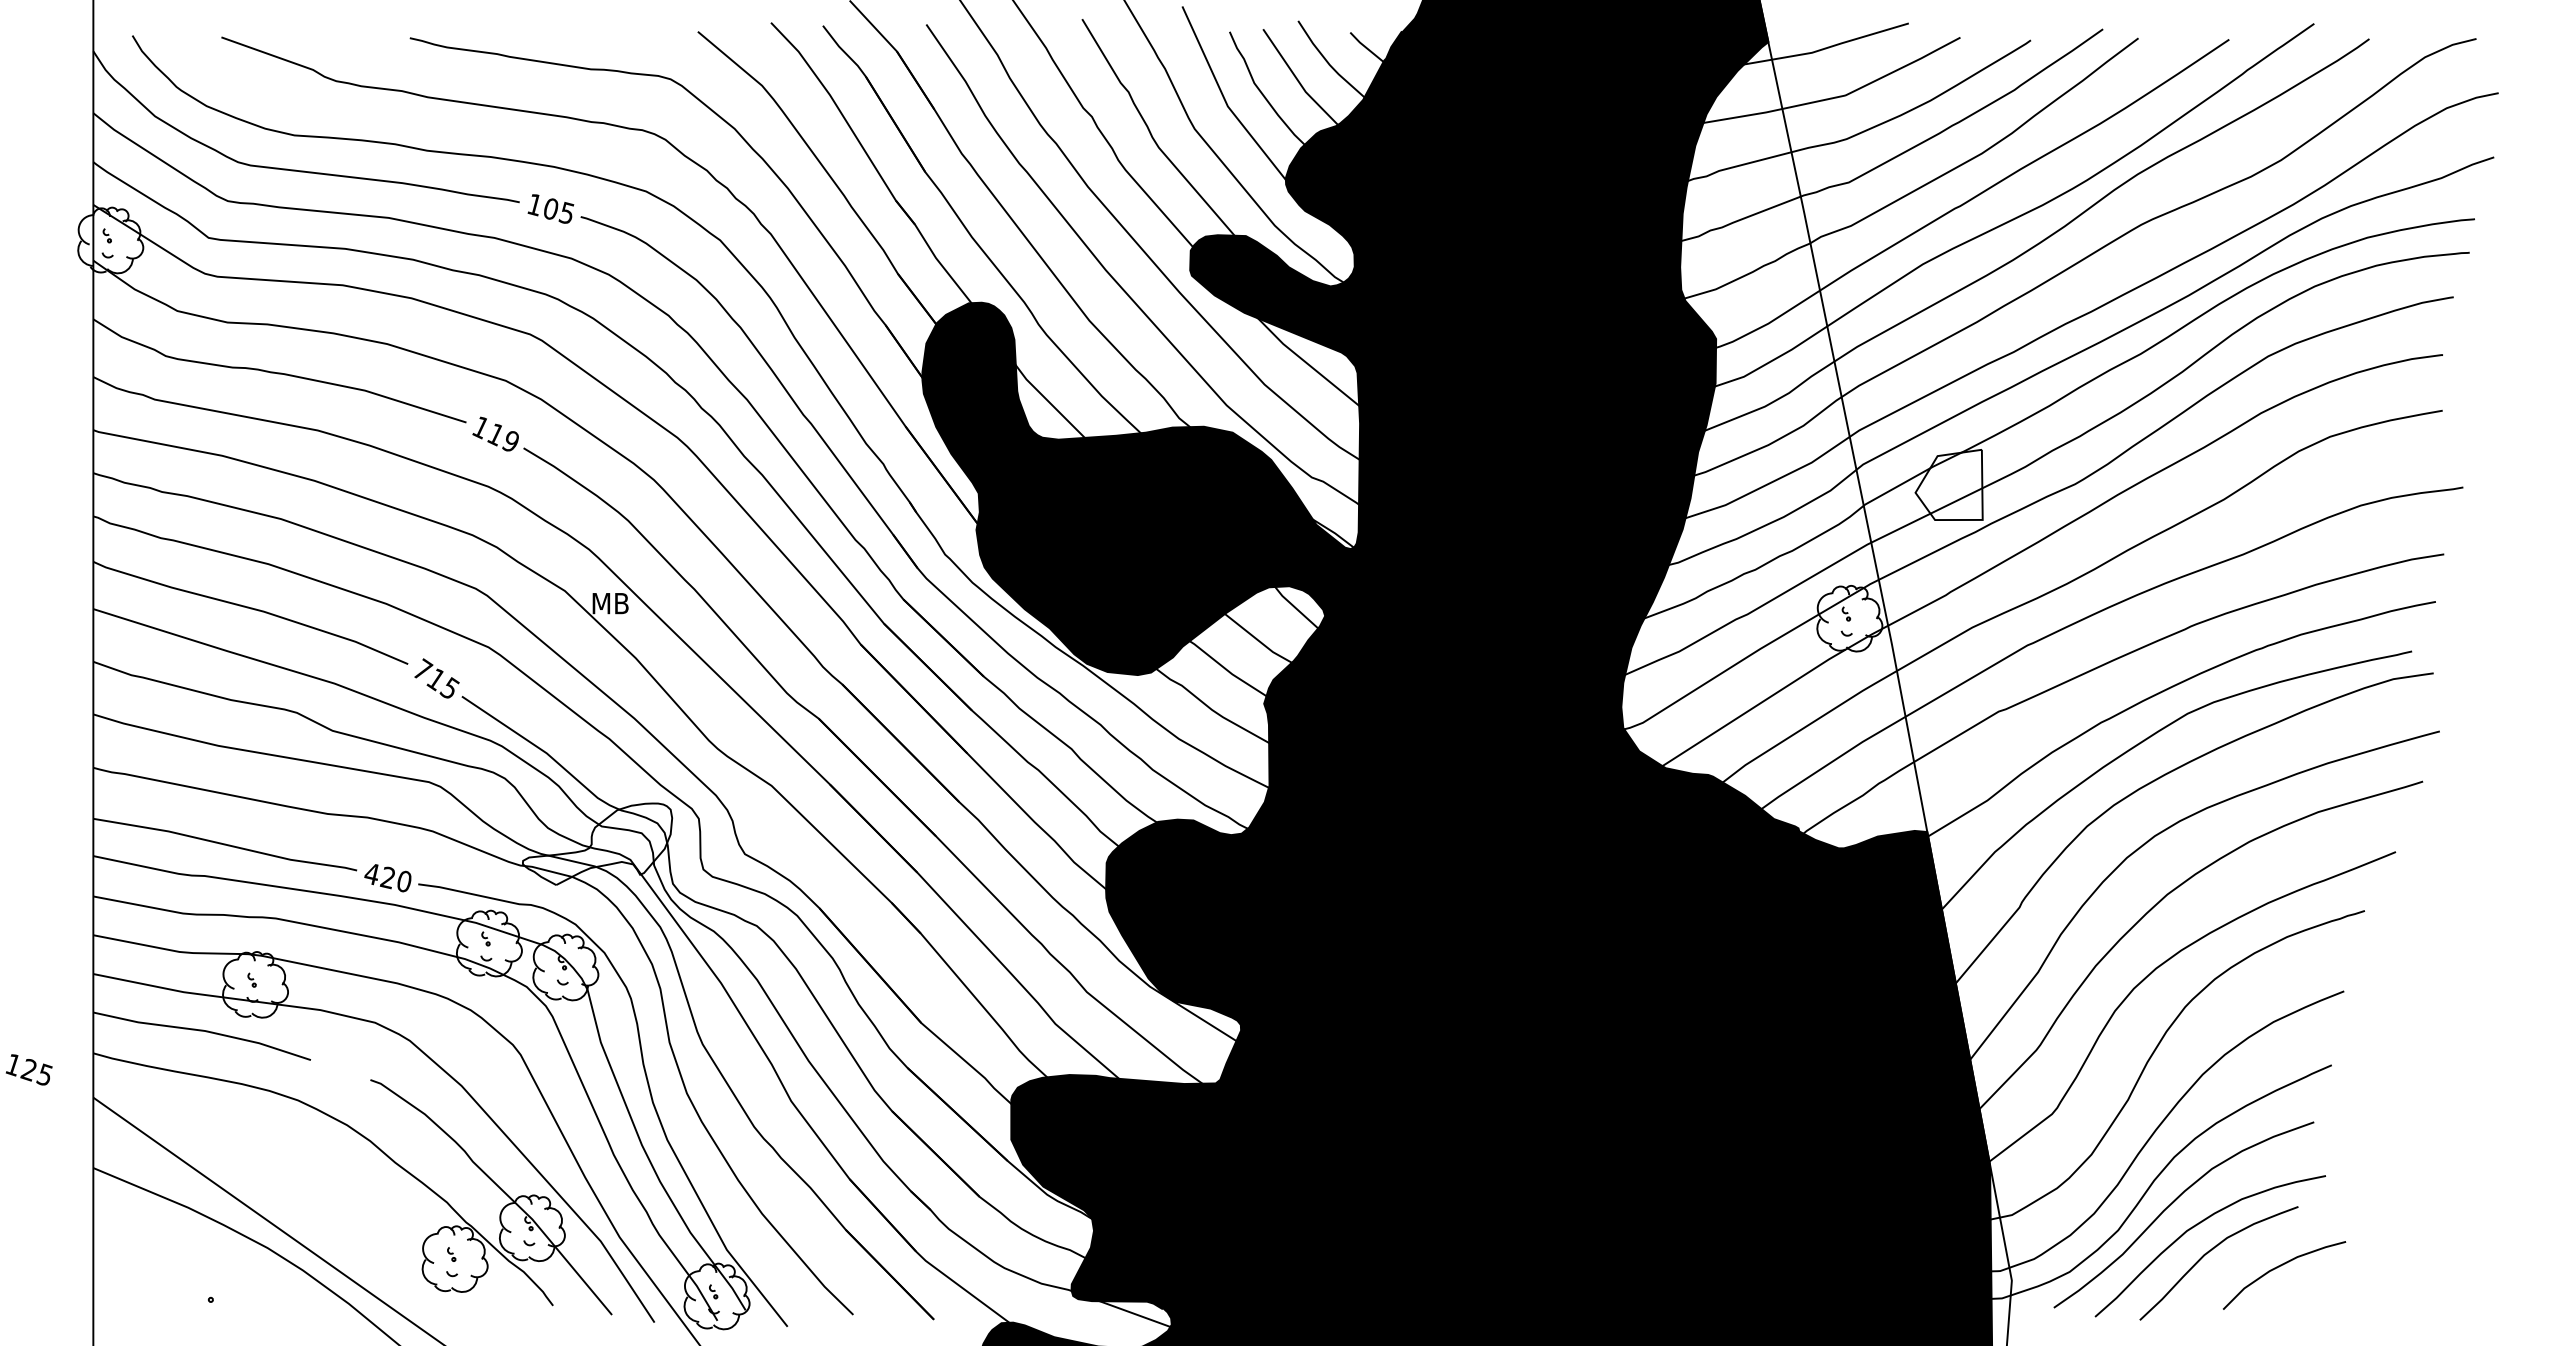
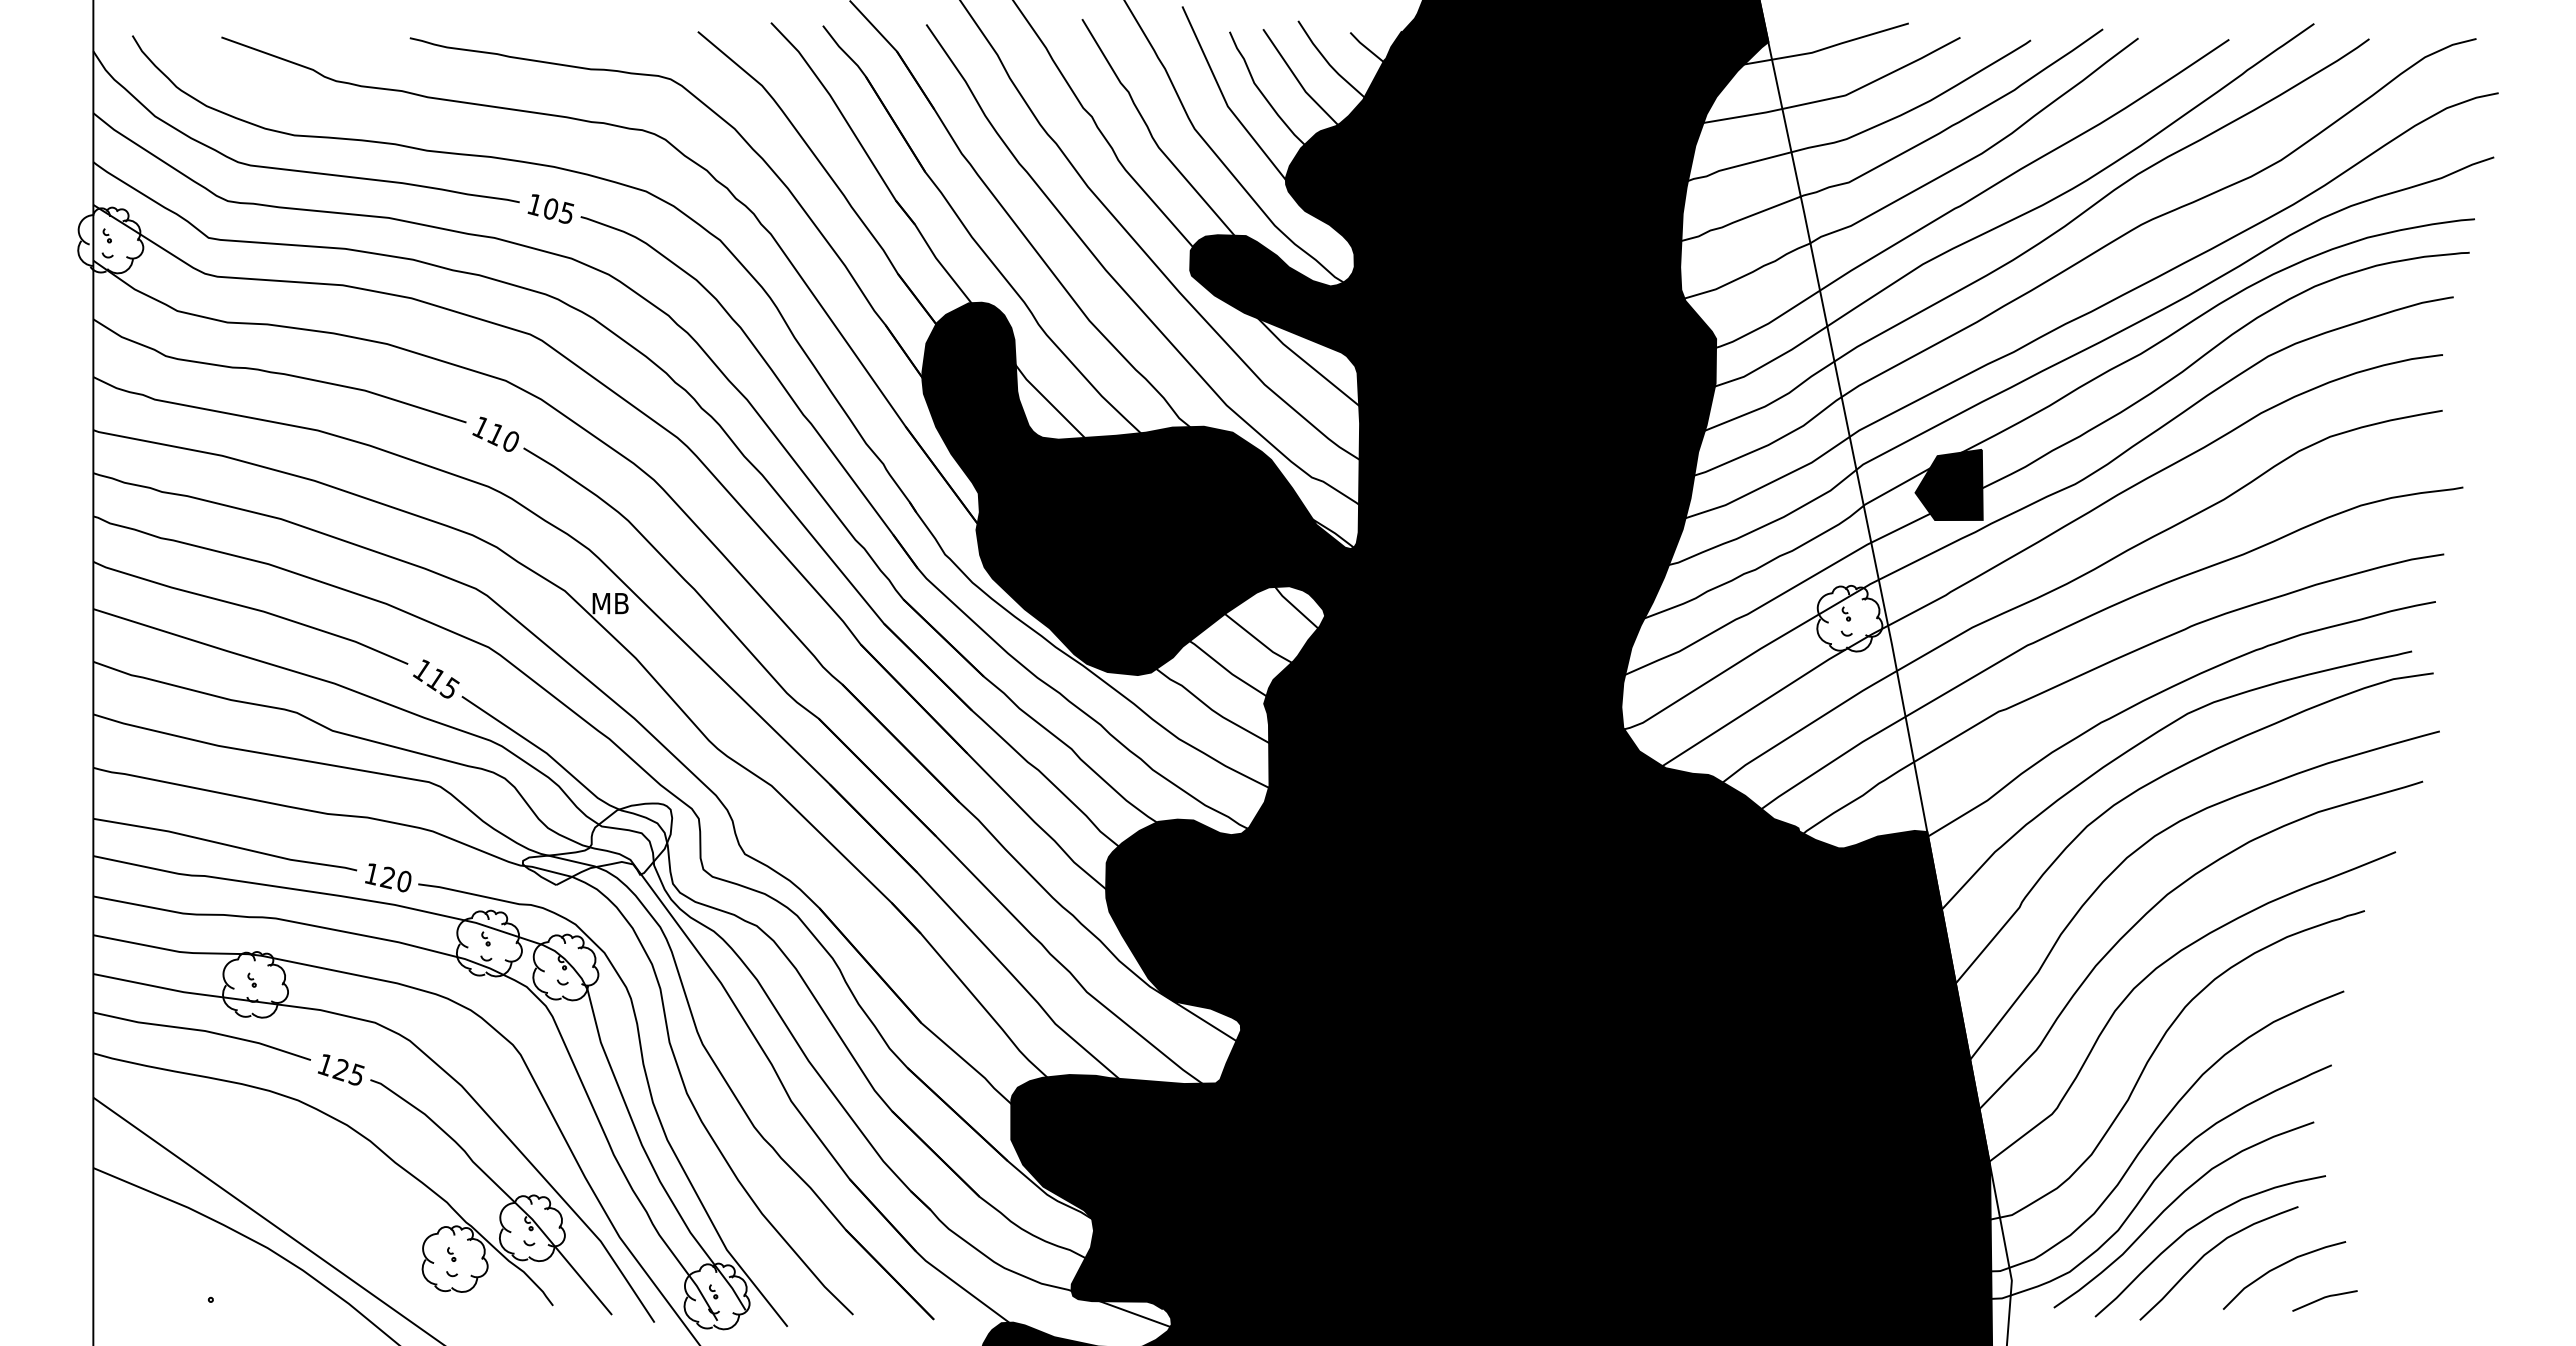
text: 119 -> 110 (510, 441)
fill: none -> present (1948, 484)
text: 715 -> 115 (423, 670)
text: 420 -> 120 (371, 874)
text position: (28, 1069) -> (340, 1069) (340, 1069)
line: none -> present (2324, 1298)
